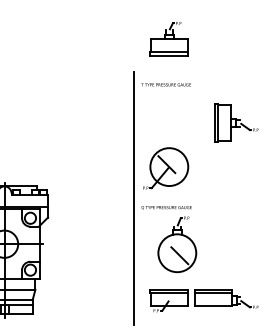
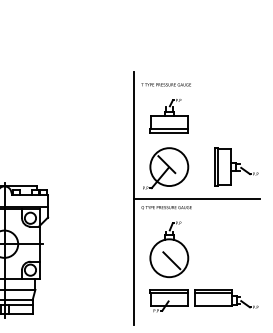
part position: (168, 39) -> (168, 116) (168, 116)
part position: (236, 122) -> (236, 166) (236, 166)
line: none -> present (197, 198)
part position: (177, 244) -> (169, 249) (169, 249)
